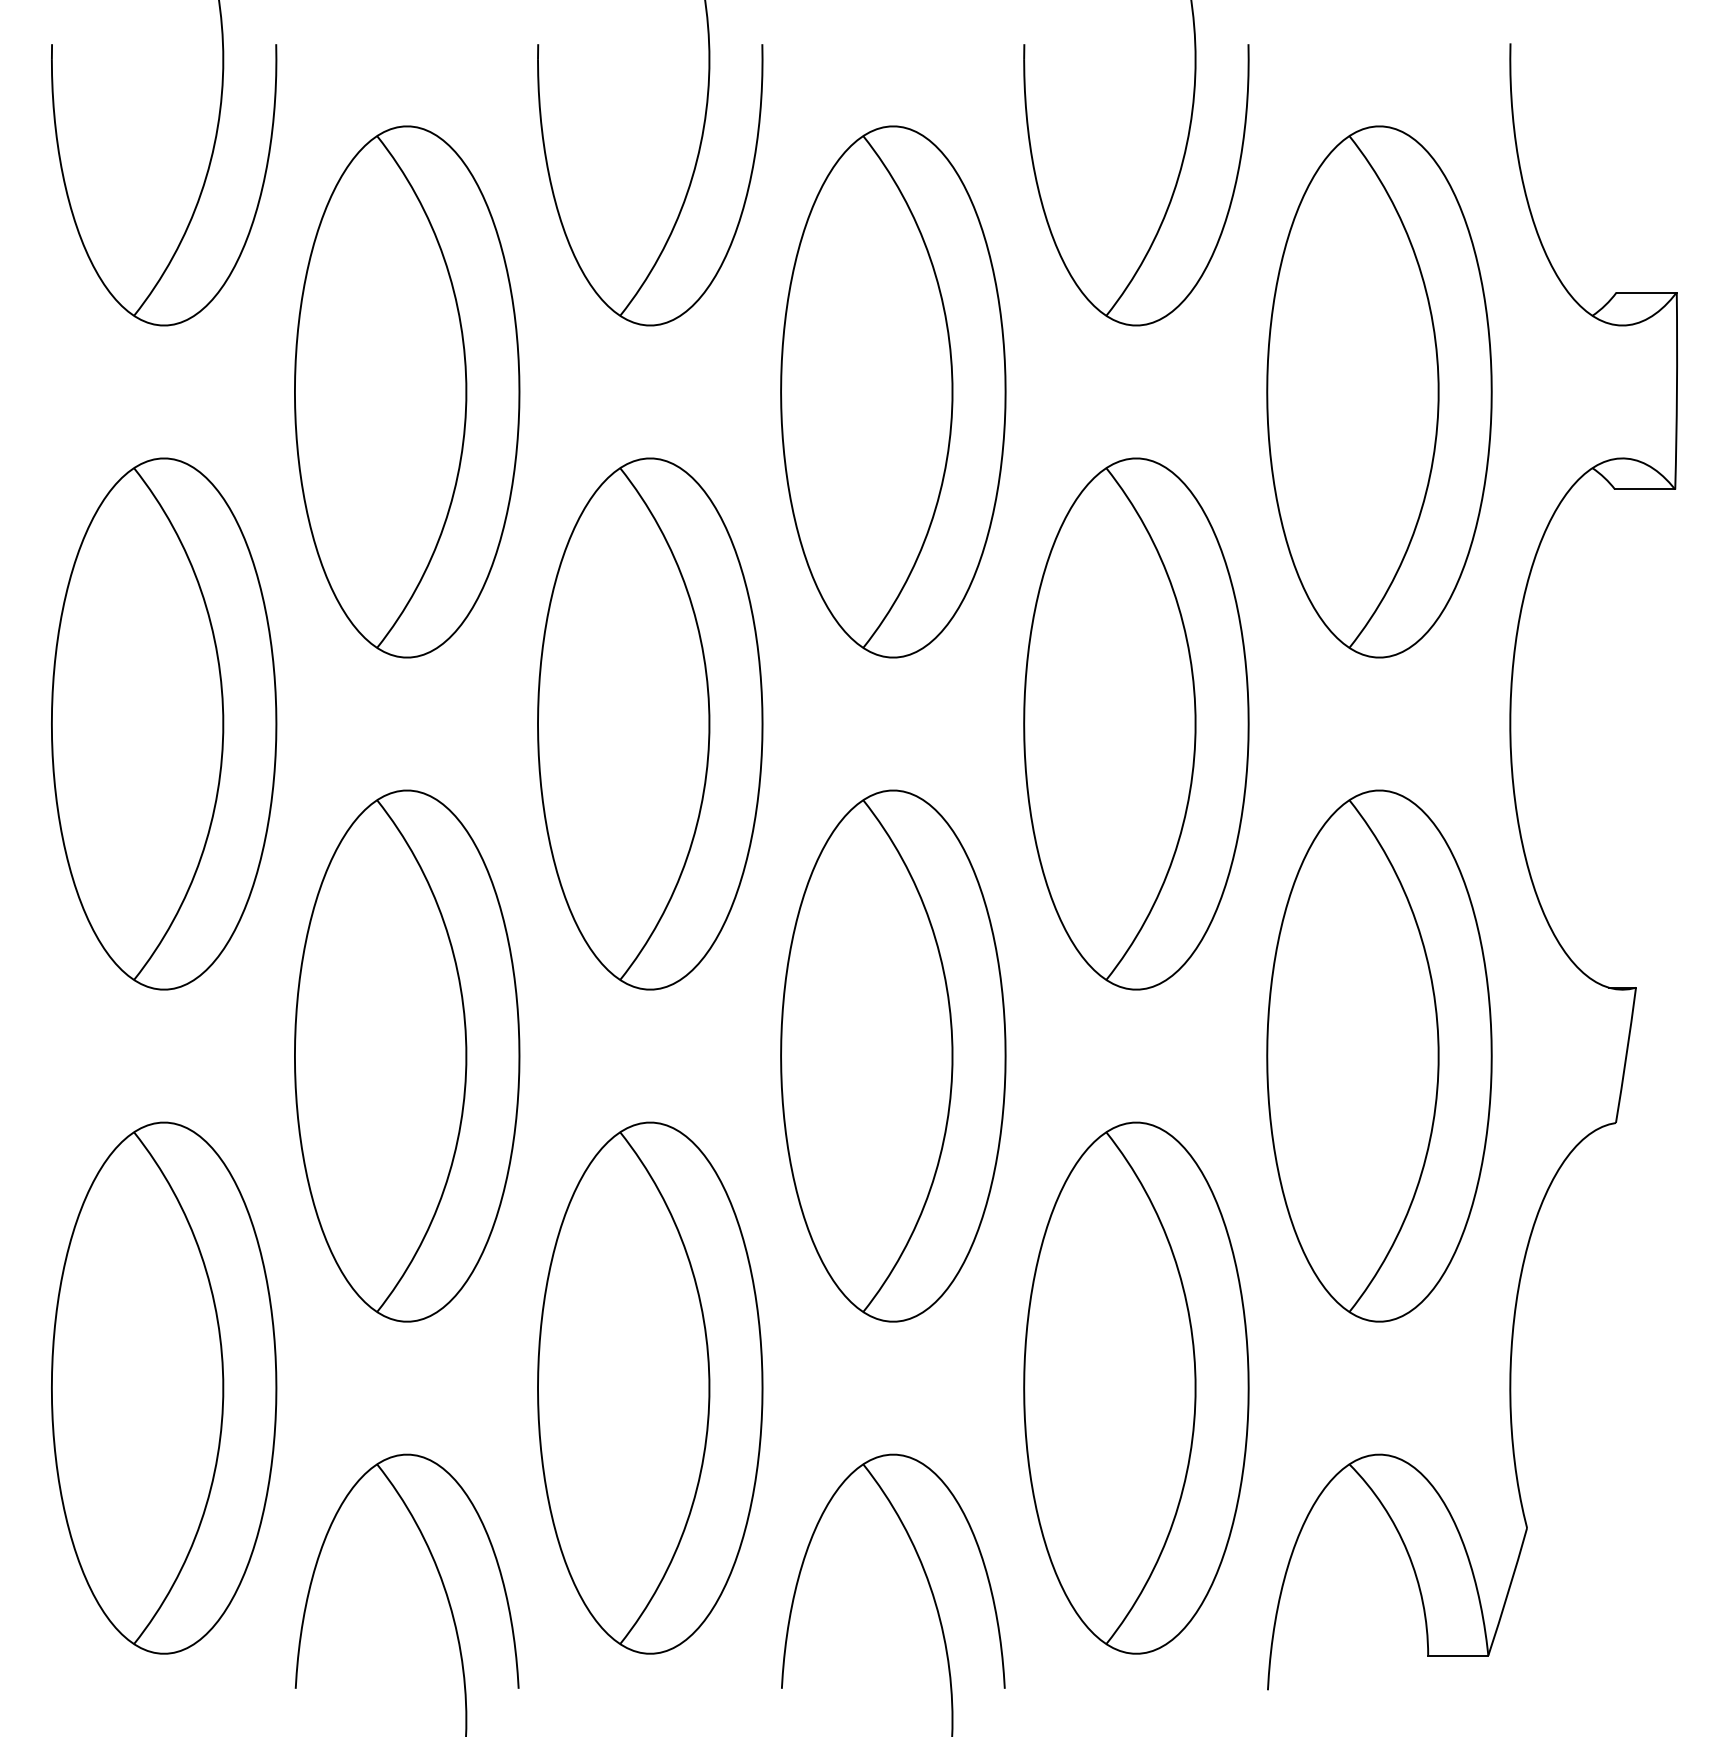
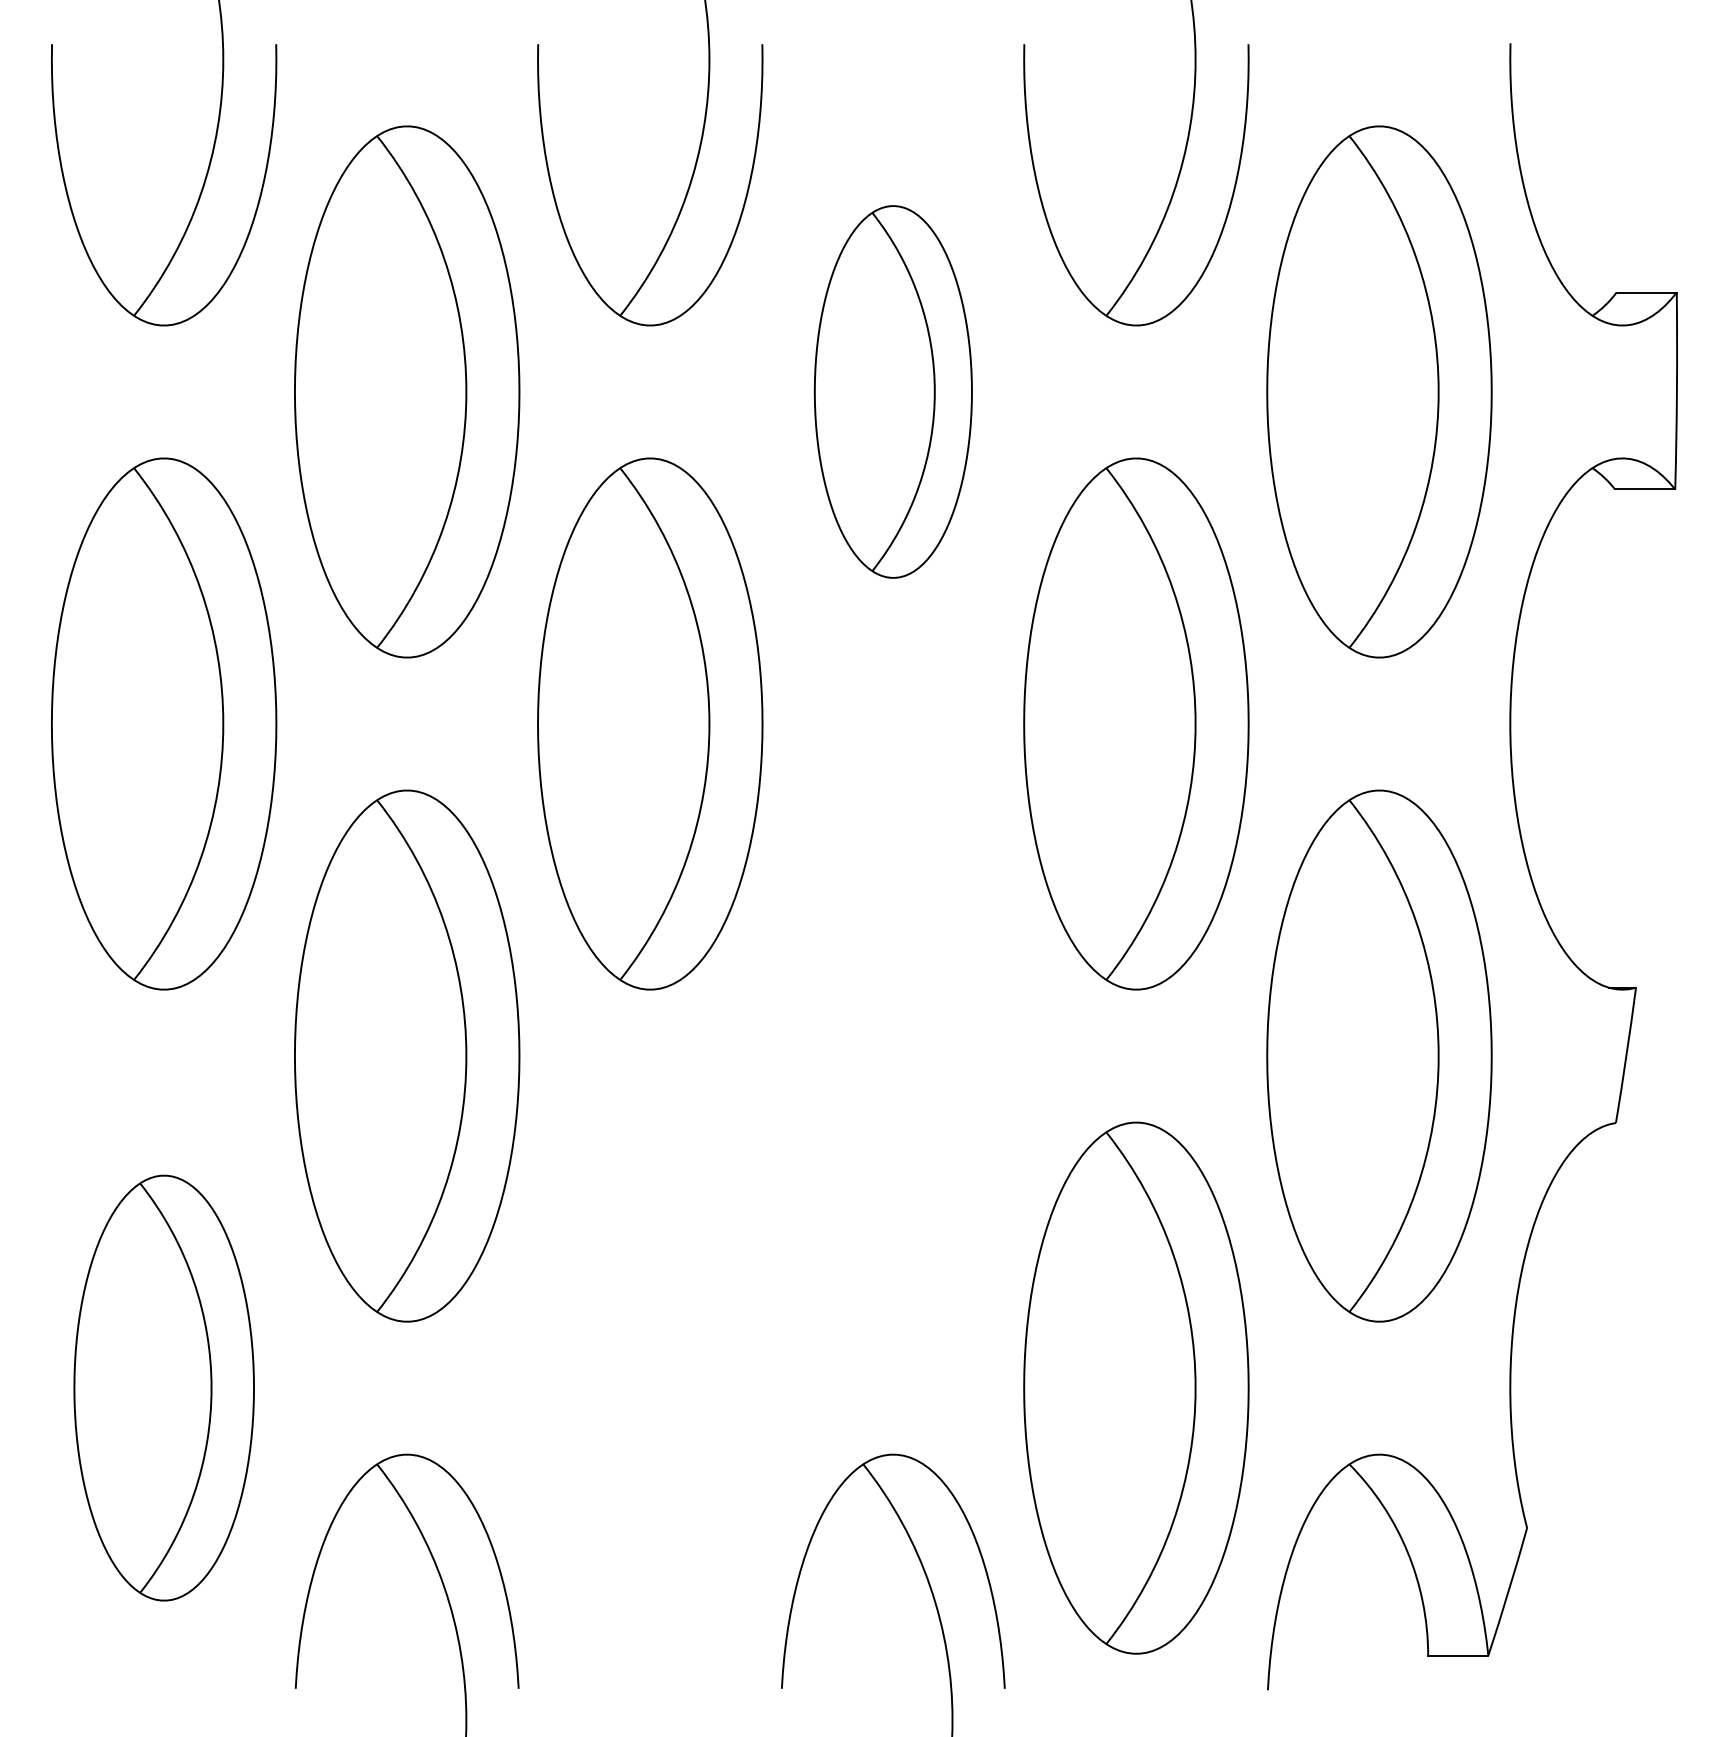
part size: 227x534 px -> 160x374 px (892, 391)
part: present -> none (893, 1055)
part size: 227x534 px -> 182x428 px (163, 1387)
part: present -> none (650, 1387)
